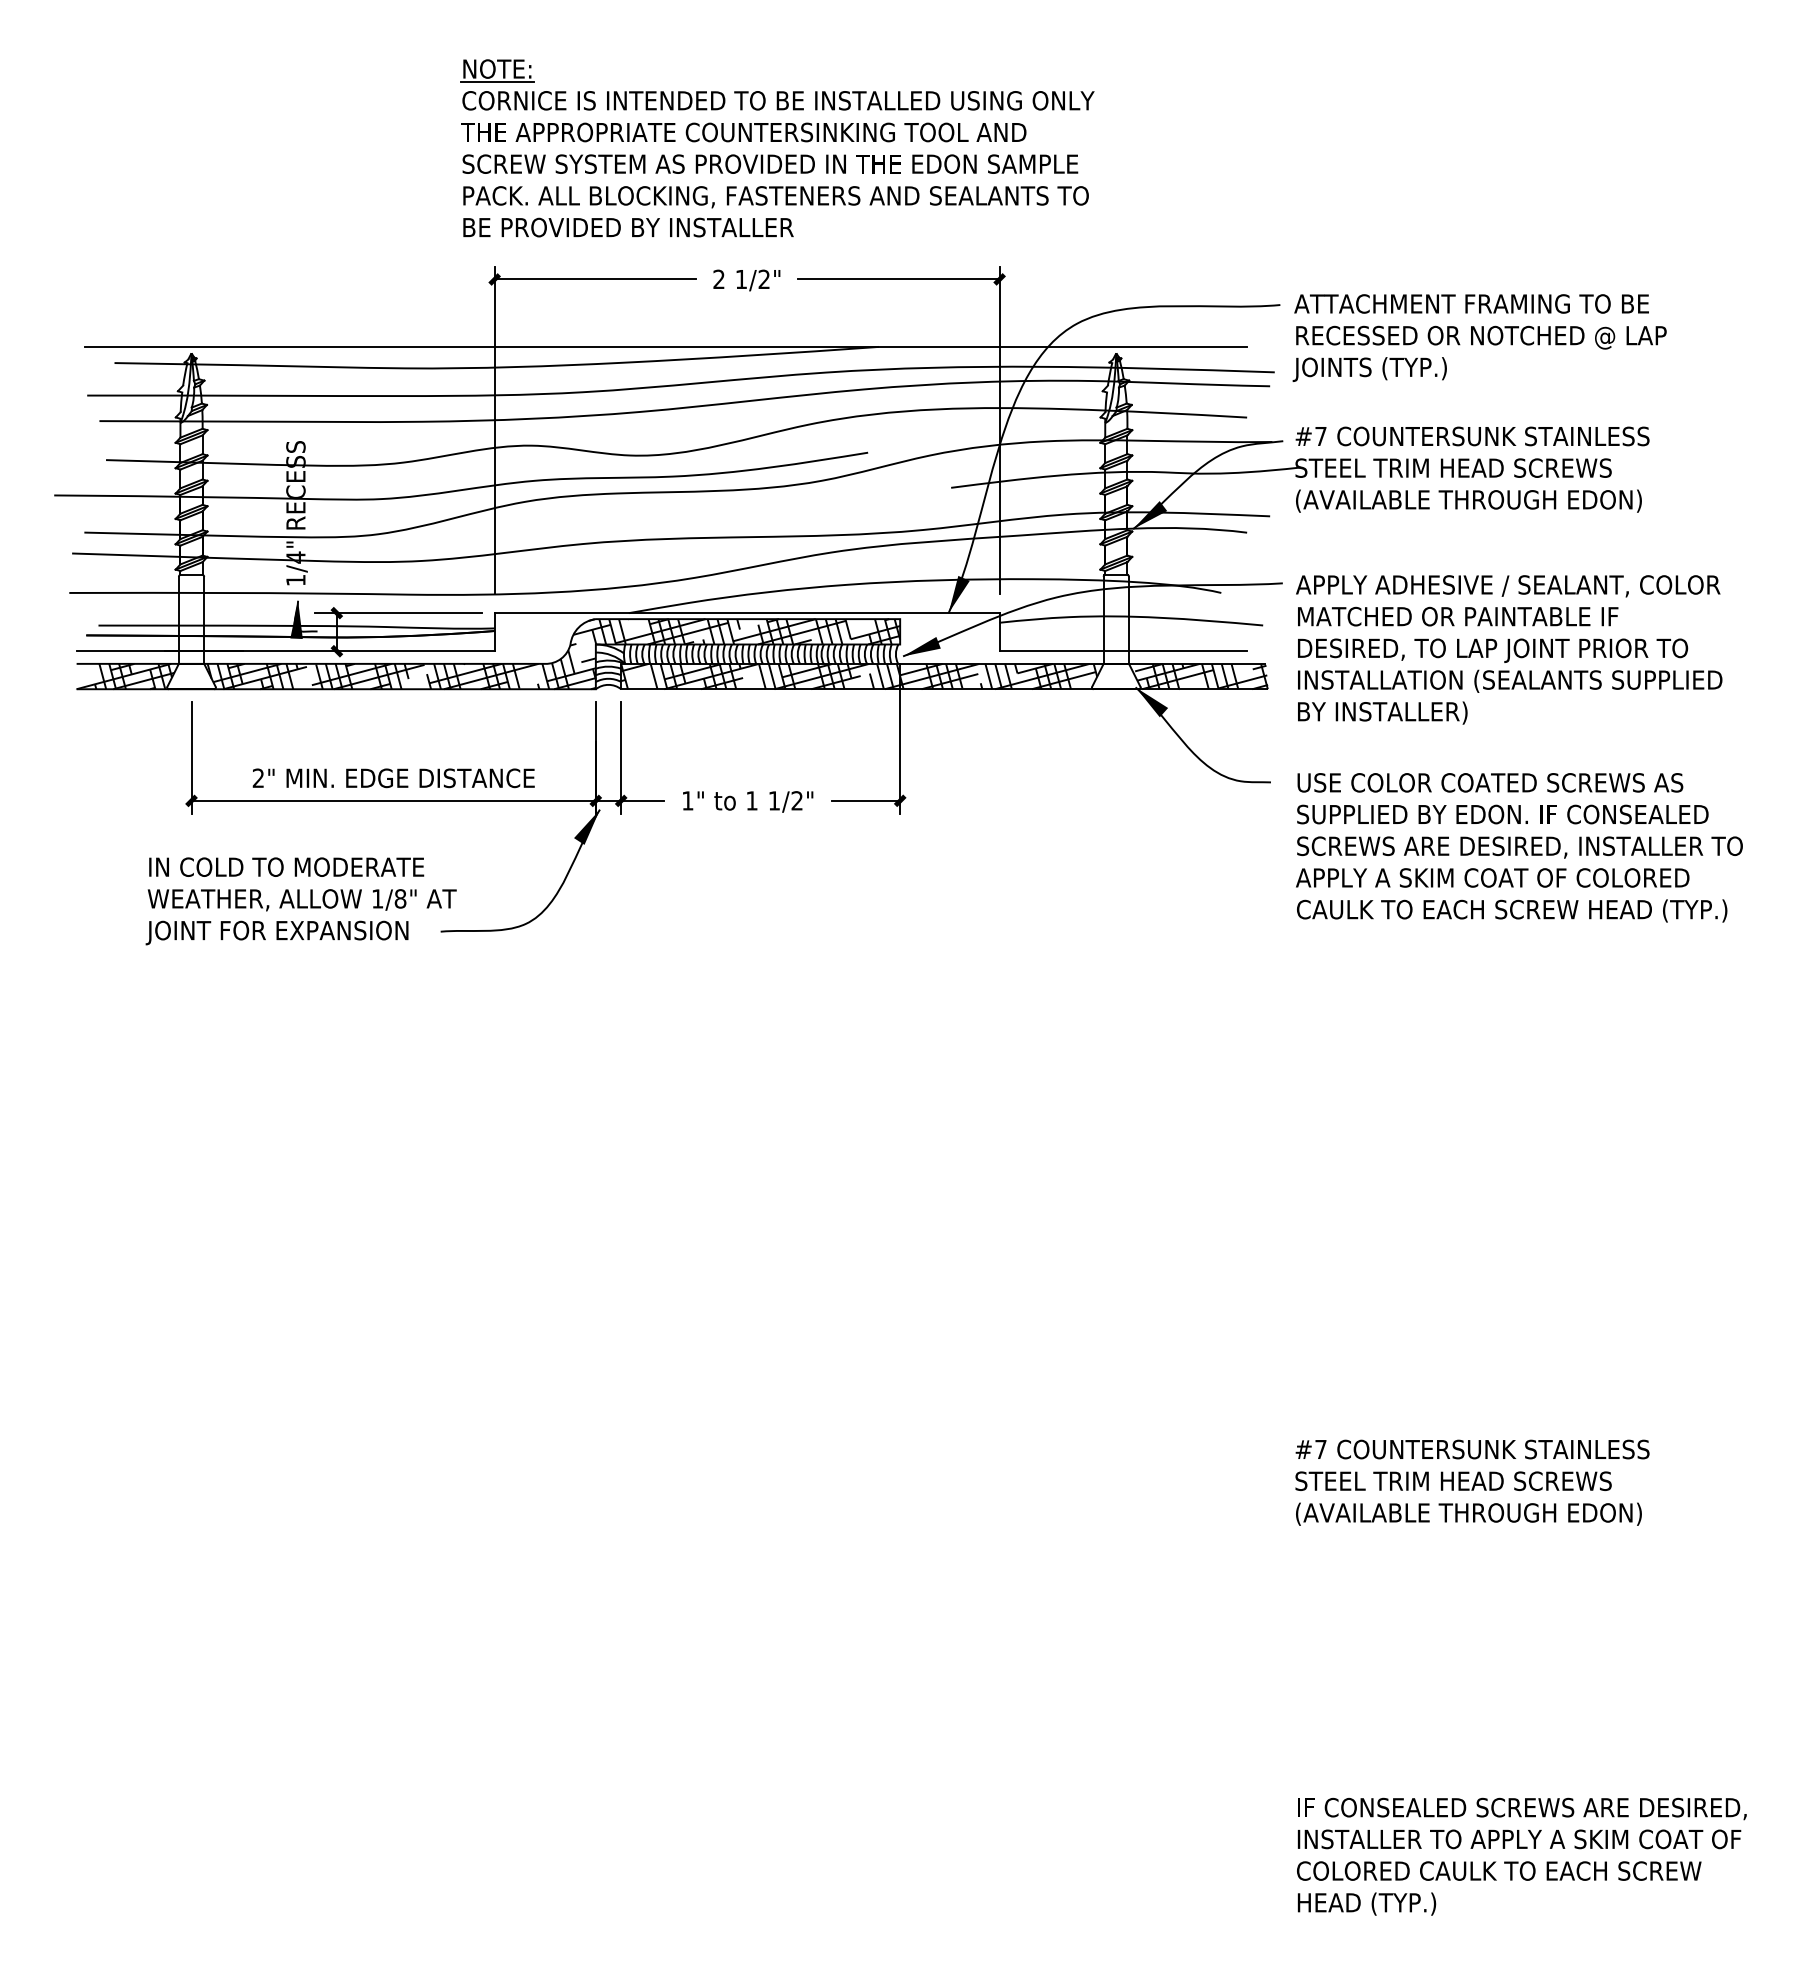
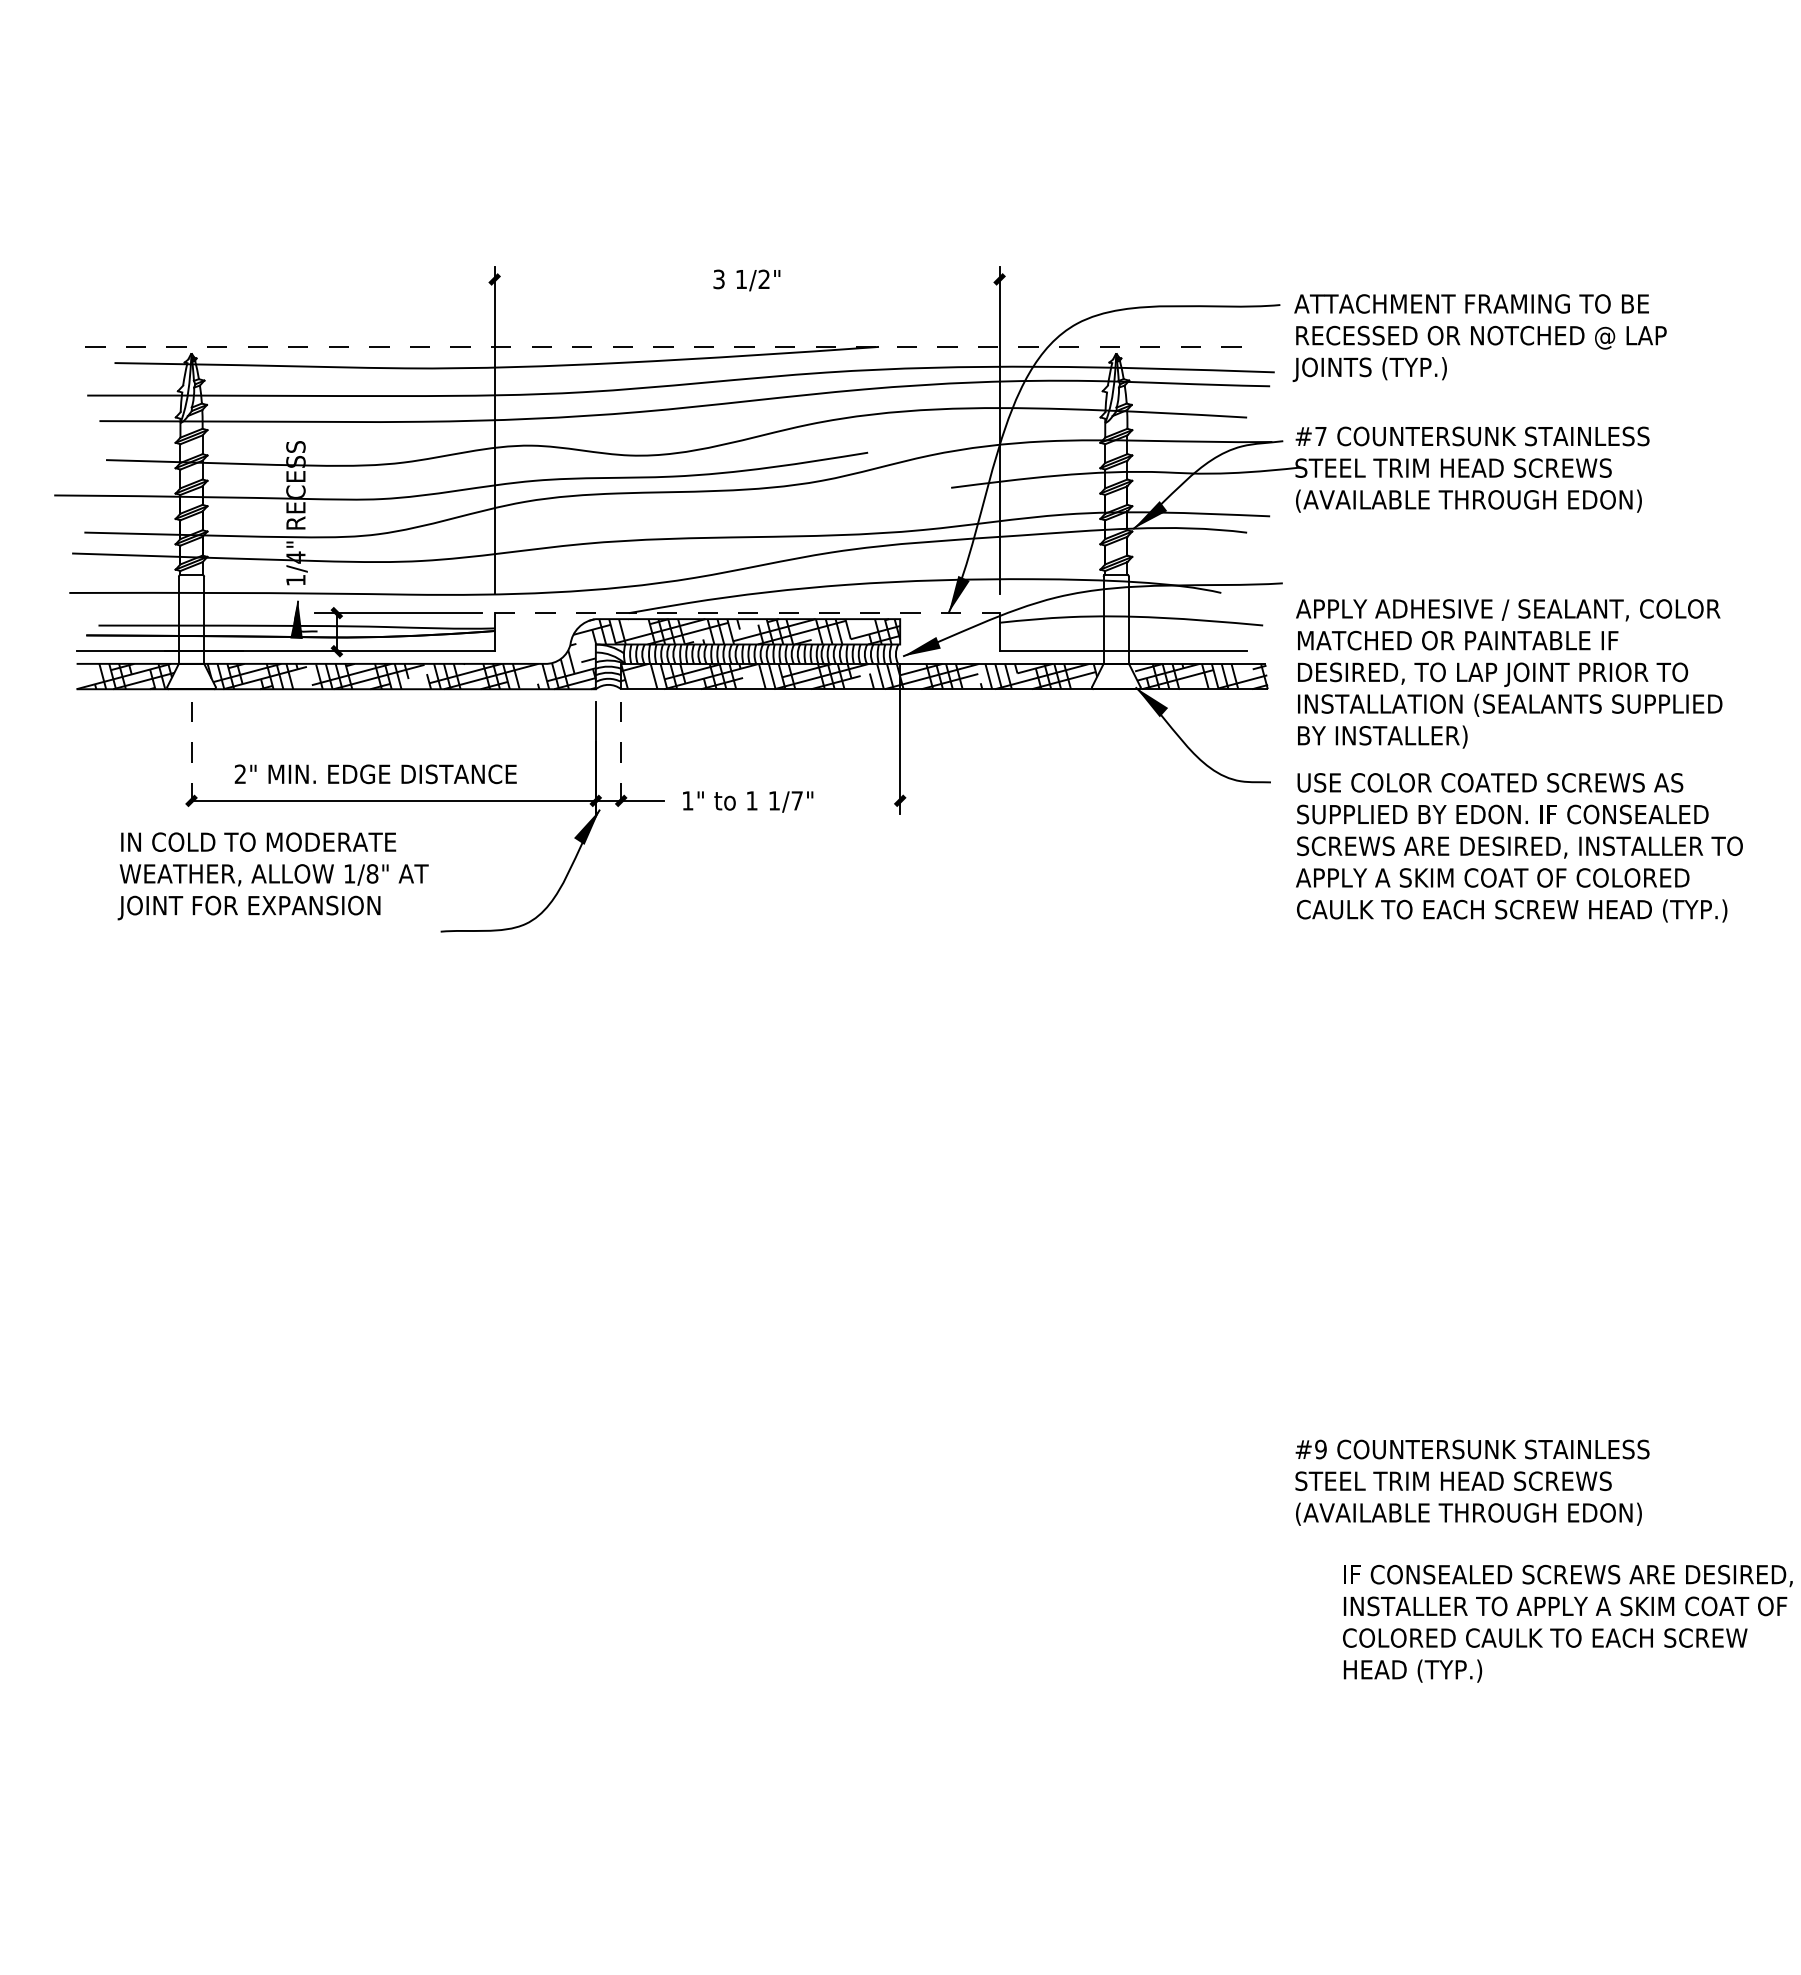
part: present -> none (774, 154)
line: present -> none (595, 279)
text: 2 -> 3 (718, 279)
line: present -> none (898, 279)
line: solid -> dashed (666, 346)
line: solid -> dashed (747, 613)
text position: (1509, 649) -> (1509, 673) (1509, 673)
line: solid -> dashed (191, 757)
line: solid -> dashed (621, 757)
text position: (393, 778) -> (375, 774) (375, 774)
text: 1/2" -> 1/7" (796, 800)
line: present -> none (866, 800)
text position: (300, 901) -> (272, 876) (272, 876)
text: #7 -> #9 (1320, 1449)
text position: (1521, 1856) -> (1567, 1623) (1567, 1623)
